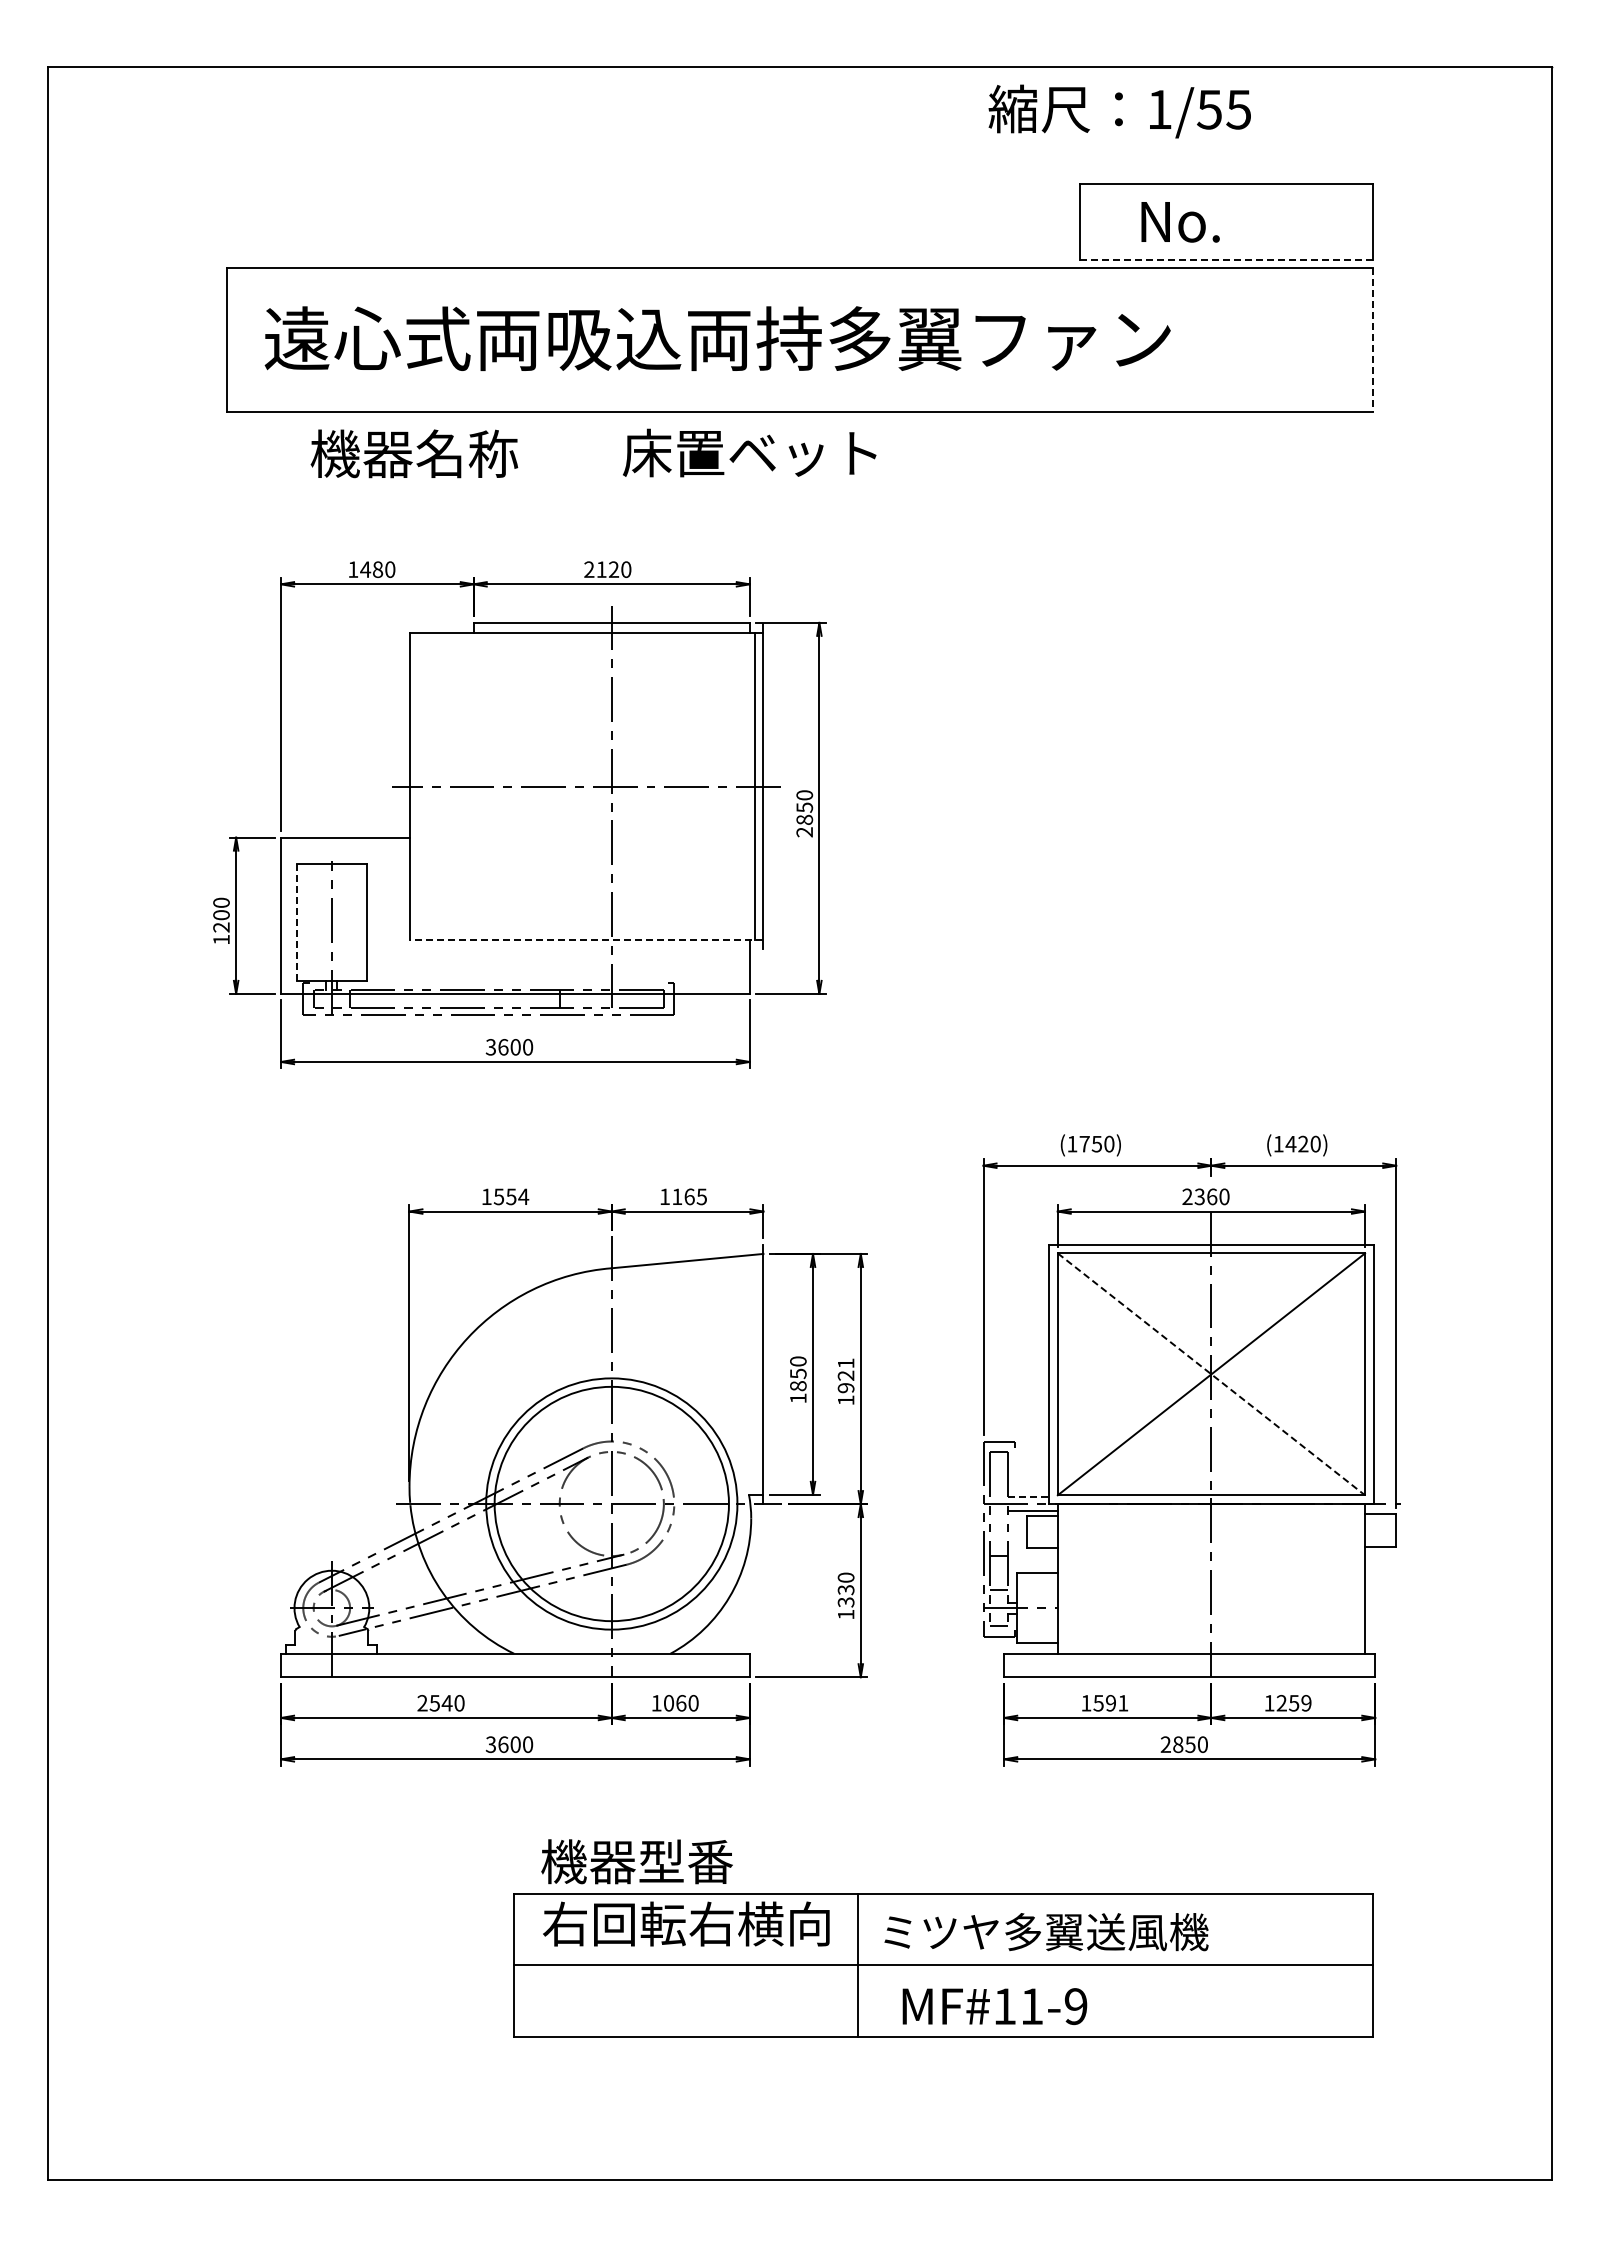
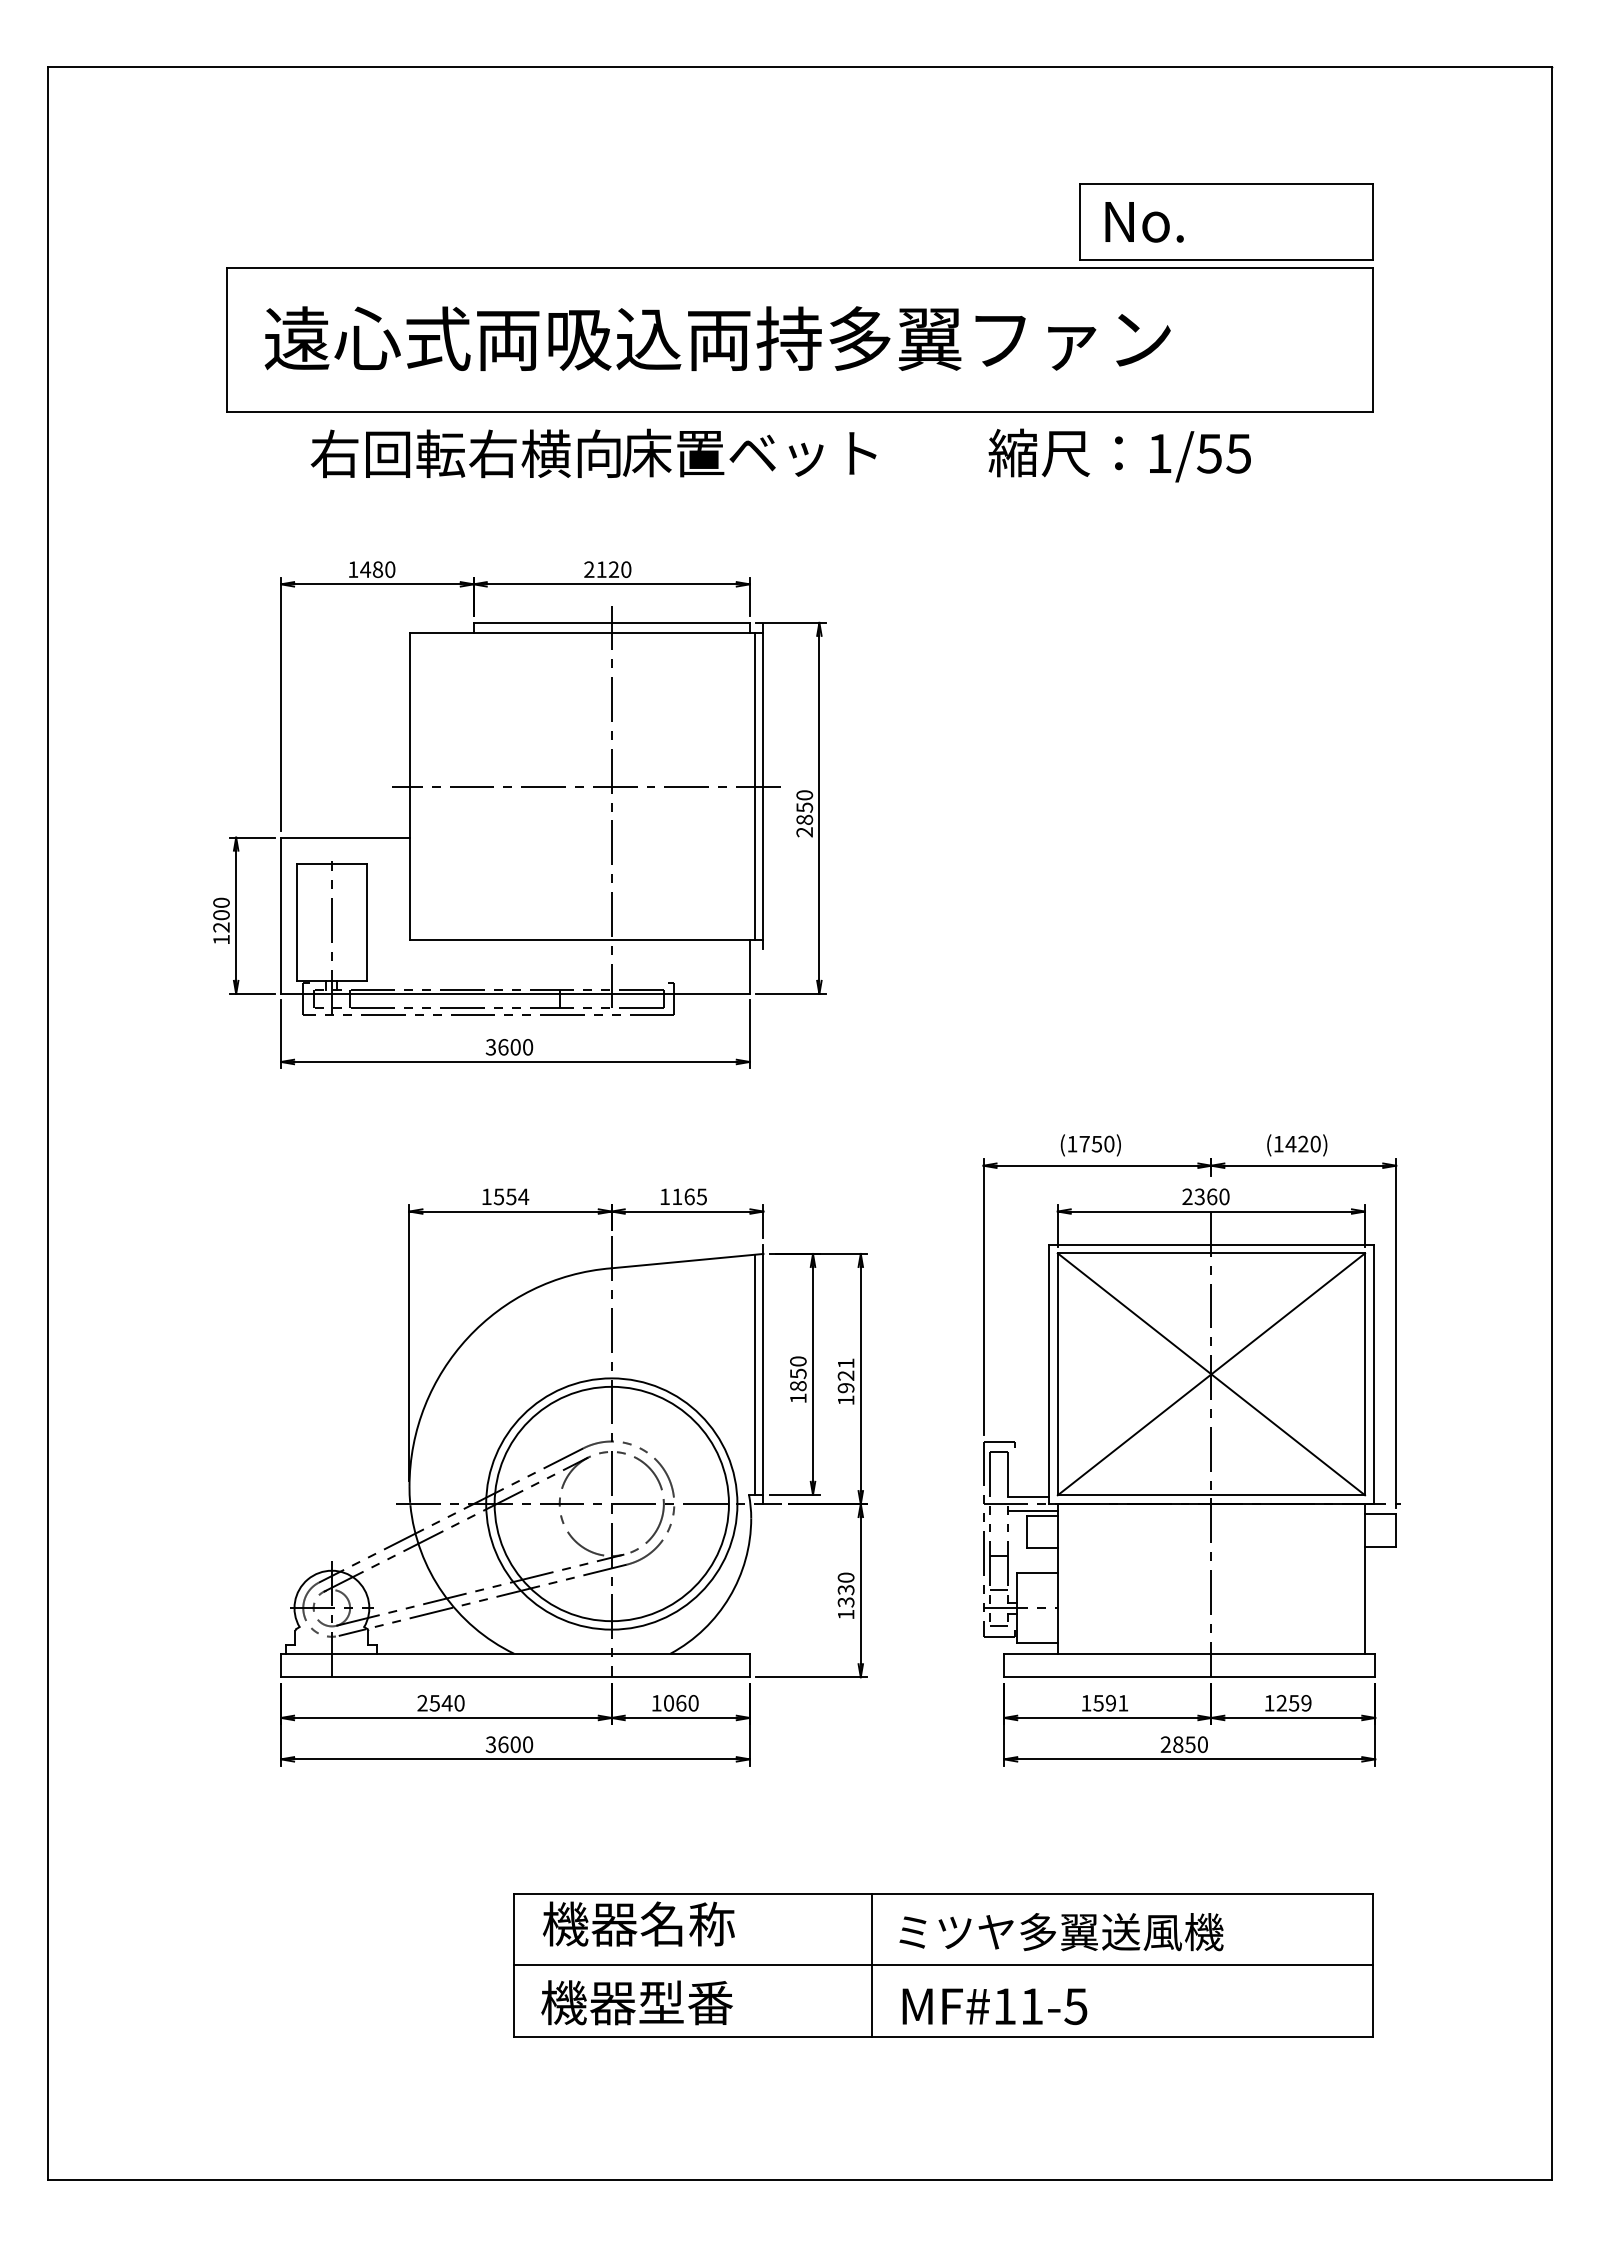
text position: (1119, 111) -> (1119, 455) (1119, 455)
text position: (1180, 222) -> (1144, 222) (1144, 222)
line: dashed -> solid (1226, 259)
line: dashed -> solid (1372, 339)
text: 機器名称 -> 右回転右横向 (465, 453)
line: dashed -> solid (296, 922)
line: dashed -> solid (586, 940)
line: none -> present (755, 1374)
line: dashed -> solid (1211, 1374)
line: dashed -> solid (1029, 1496)
text position: (636, 1861) -> (636, 2002) (636, 2002)
text: 右回転右横向 -> 機器名称 (686, 1923)
text position: (1046, 1932) -> (1061, 1932) (1061, 1932)
line position: (857, 1964) -> (871, 1964) (871, 1964)
text: MF#11-9 -> MF#11-5 (1075, 2006)
